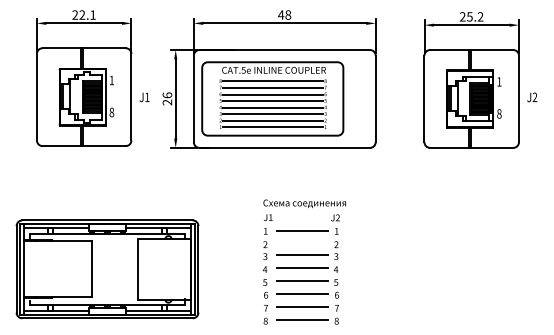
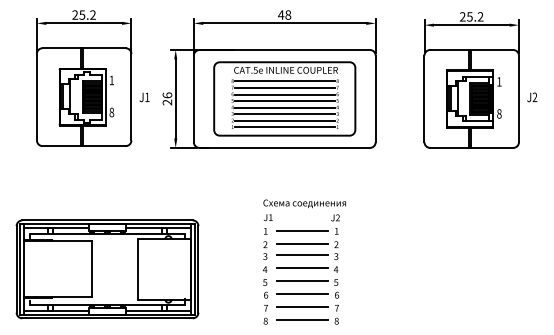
text: 22.1 -> 25.2 (87, 14)
part position: (272, 98) -> (284, 98) (284, 98)
line: none -> present (301, 243)
